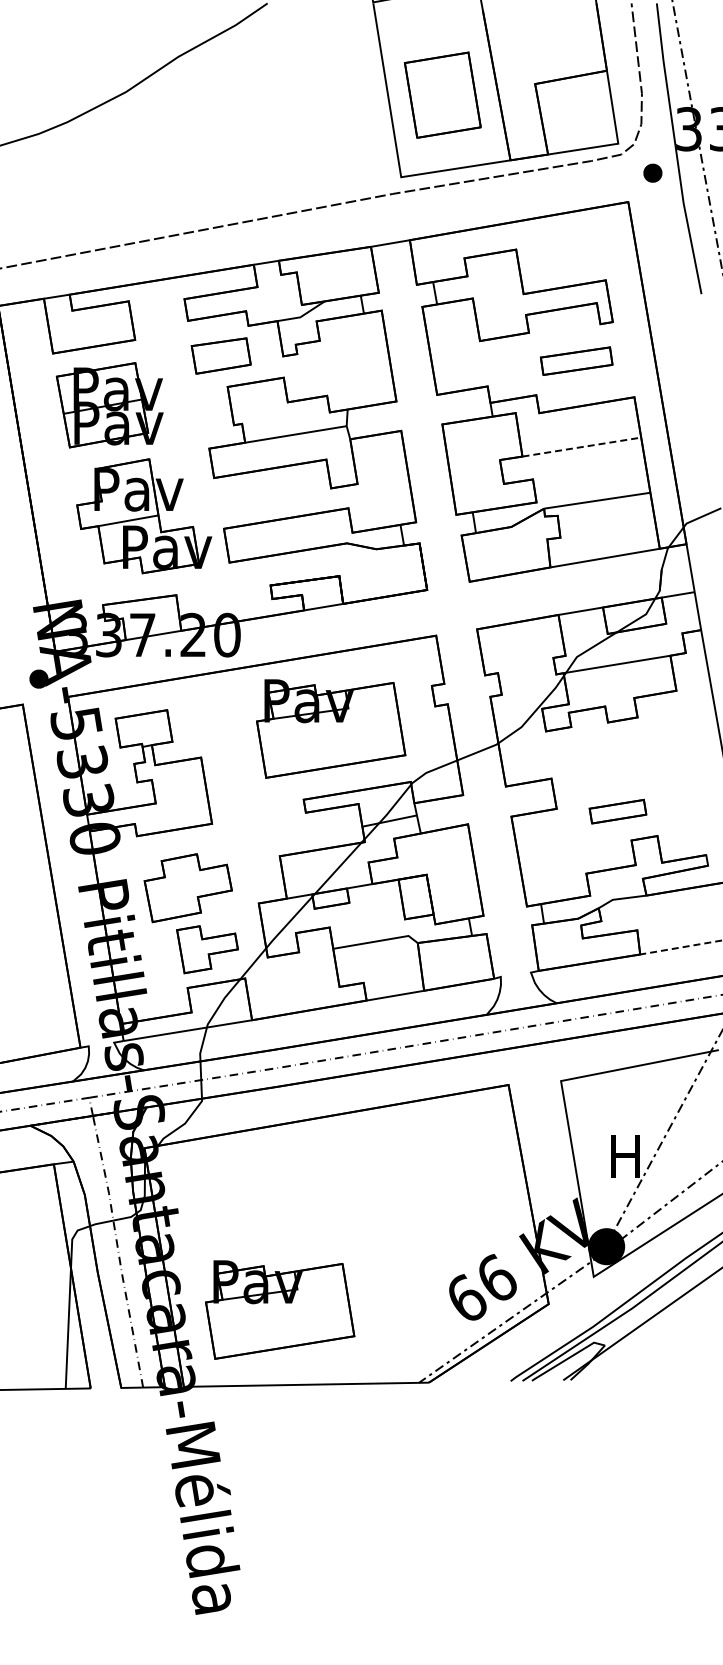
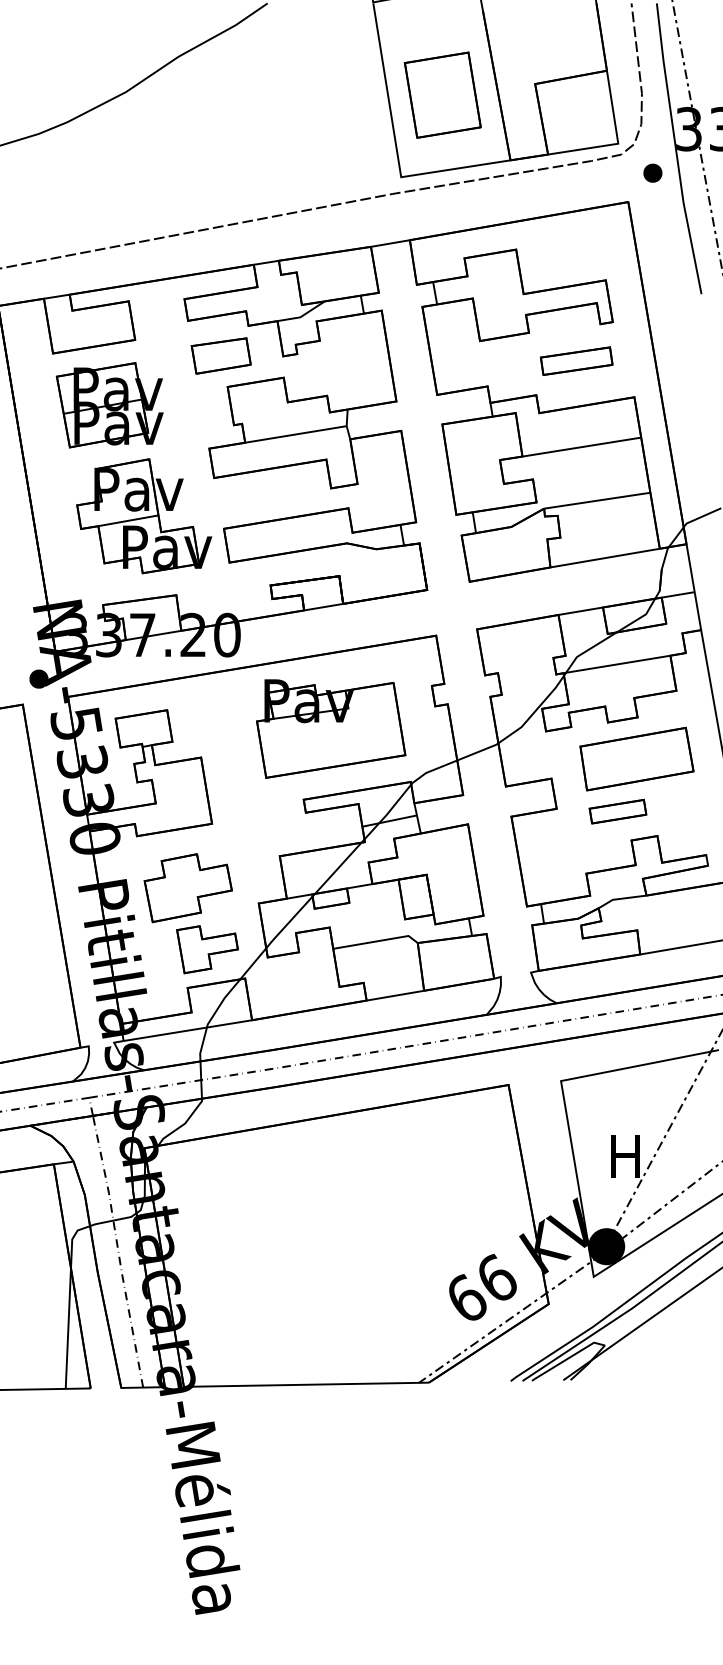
line: dashed -> solid (582, 447)
part: none -> present (636, 758)
line: dashed -> solid (681, 947)
part: present -> none (280, 1309)
